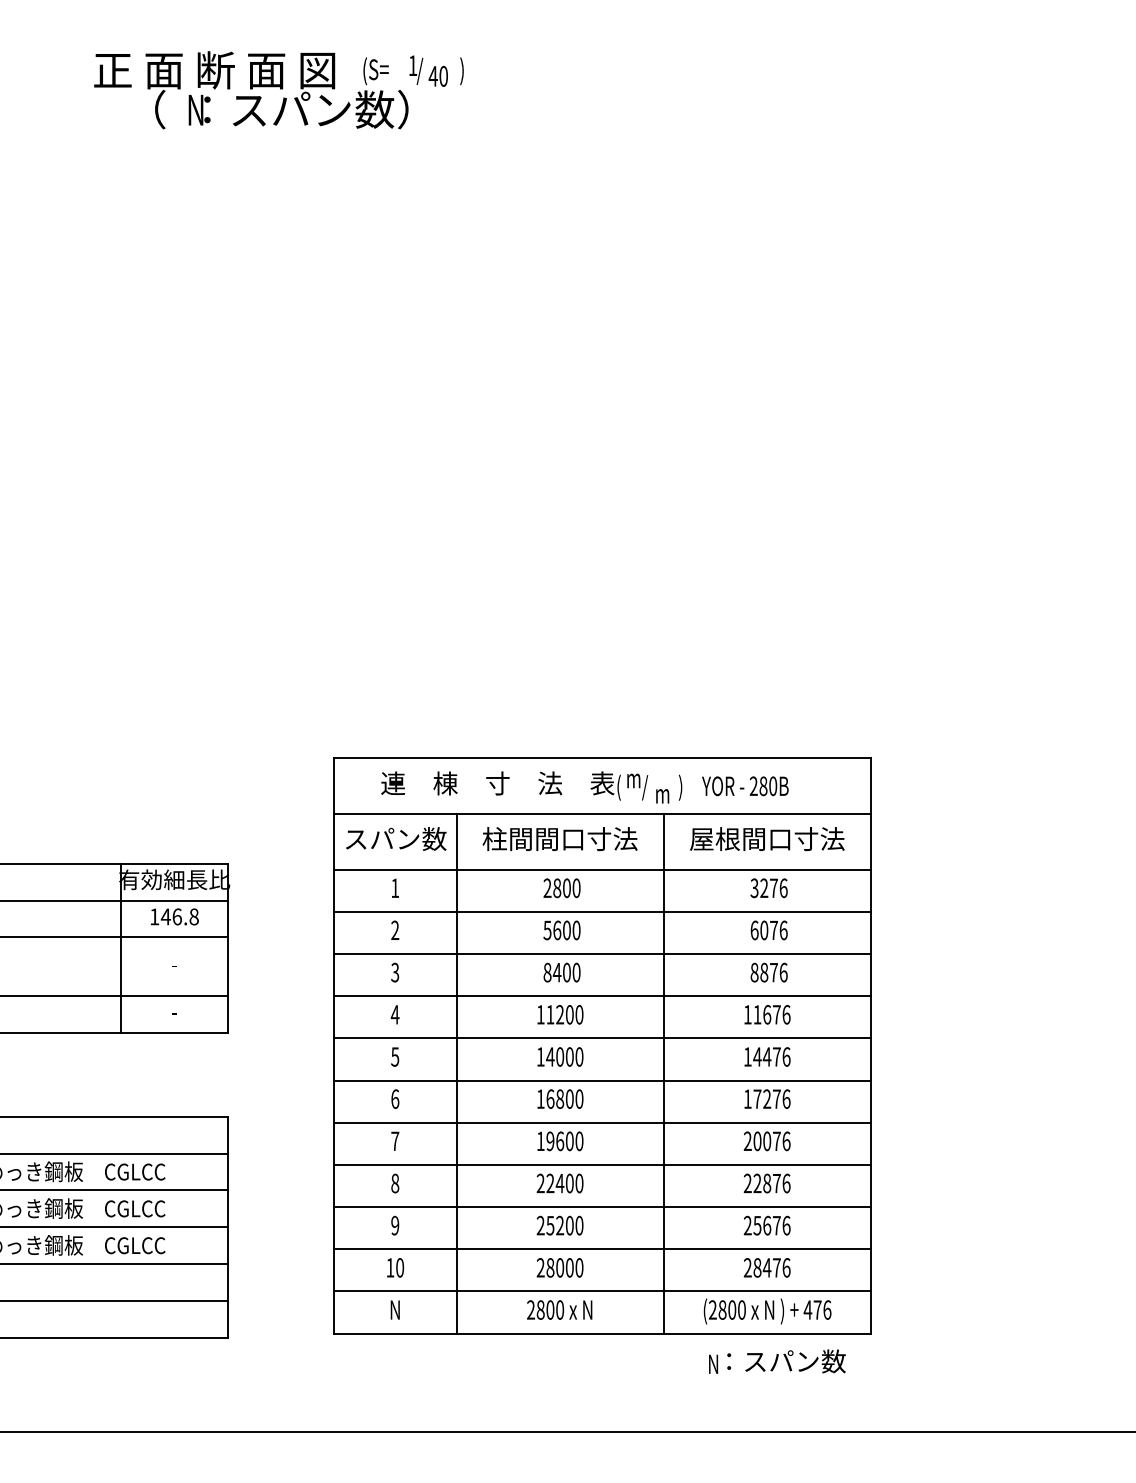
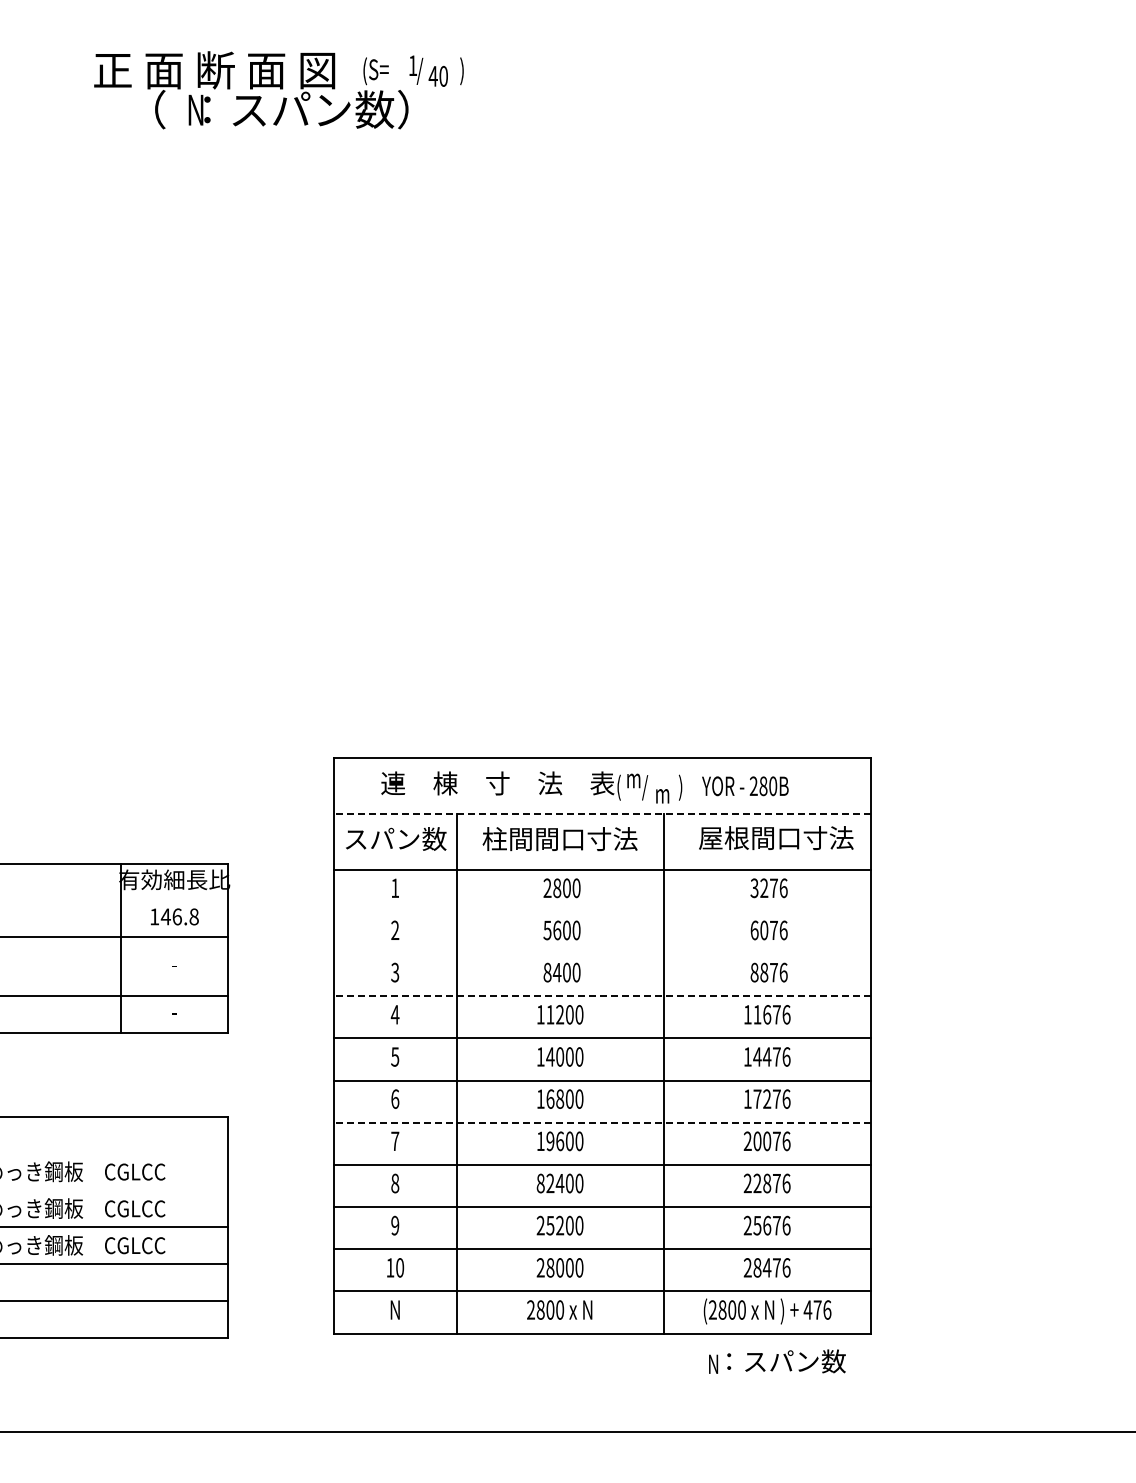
line: solid -> dashed (601, 814)
text position: (767, 839) -> (776, 838) (776, 838)
line: present -> none (114, 900)
line: present -> none (601, 911)
line: present -> none (601, 954)
line: solid -> dashed (601, 996)
line: solid -> dashed (601, 1122)
line: present -> none (114, 1153)
text: 22400 -> 82400 (540, 1183)
line: present -> none (114, 1190)
